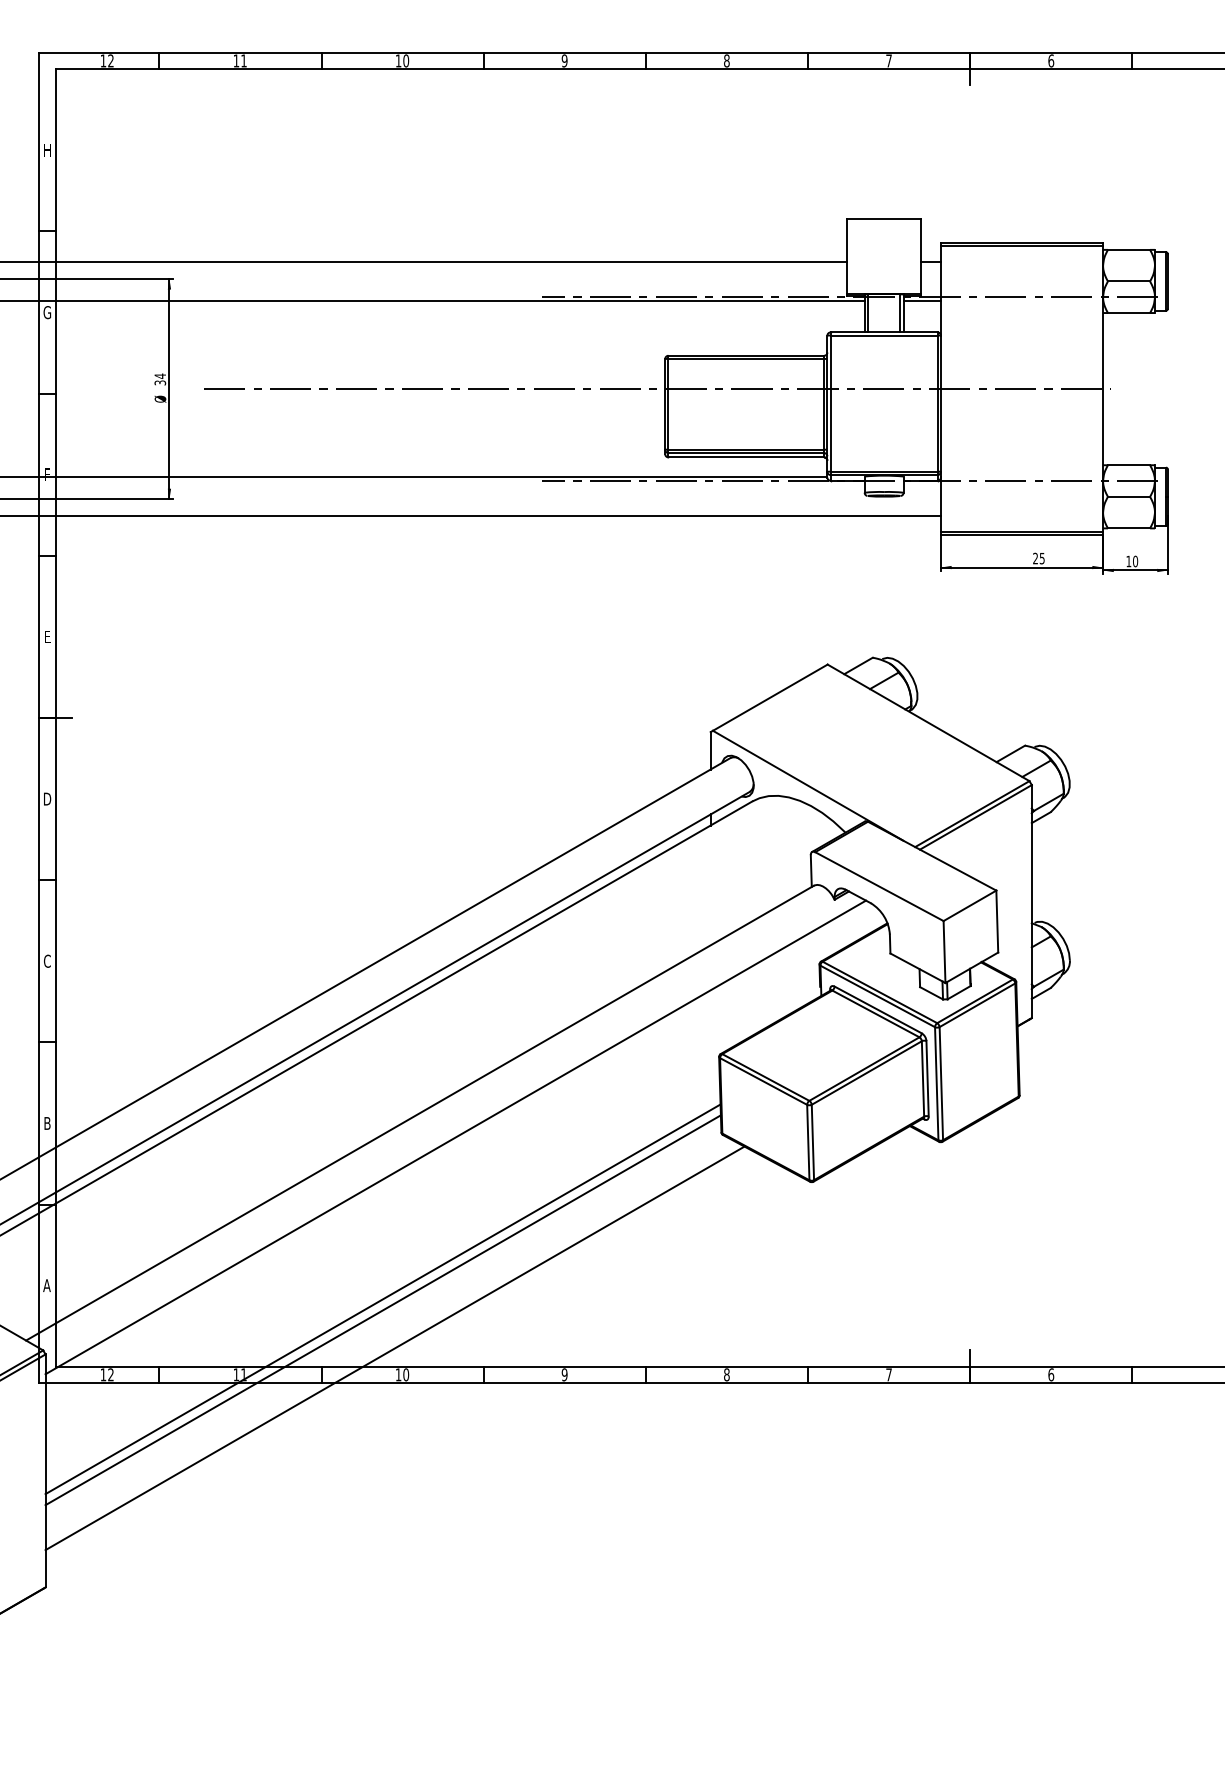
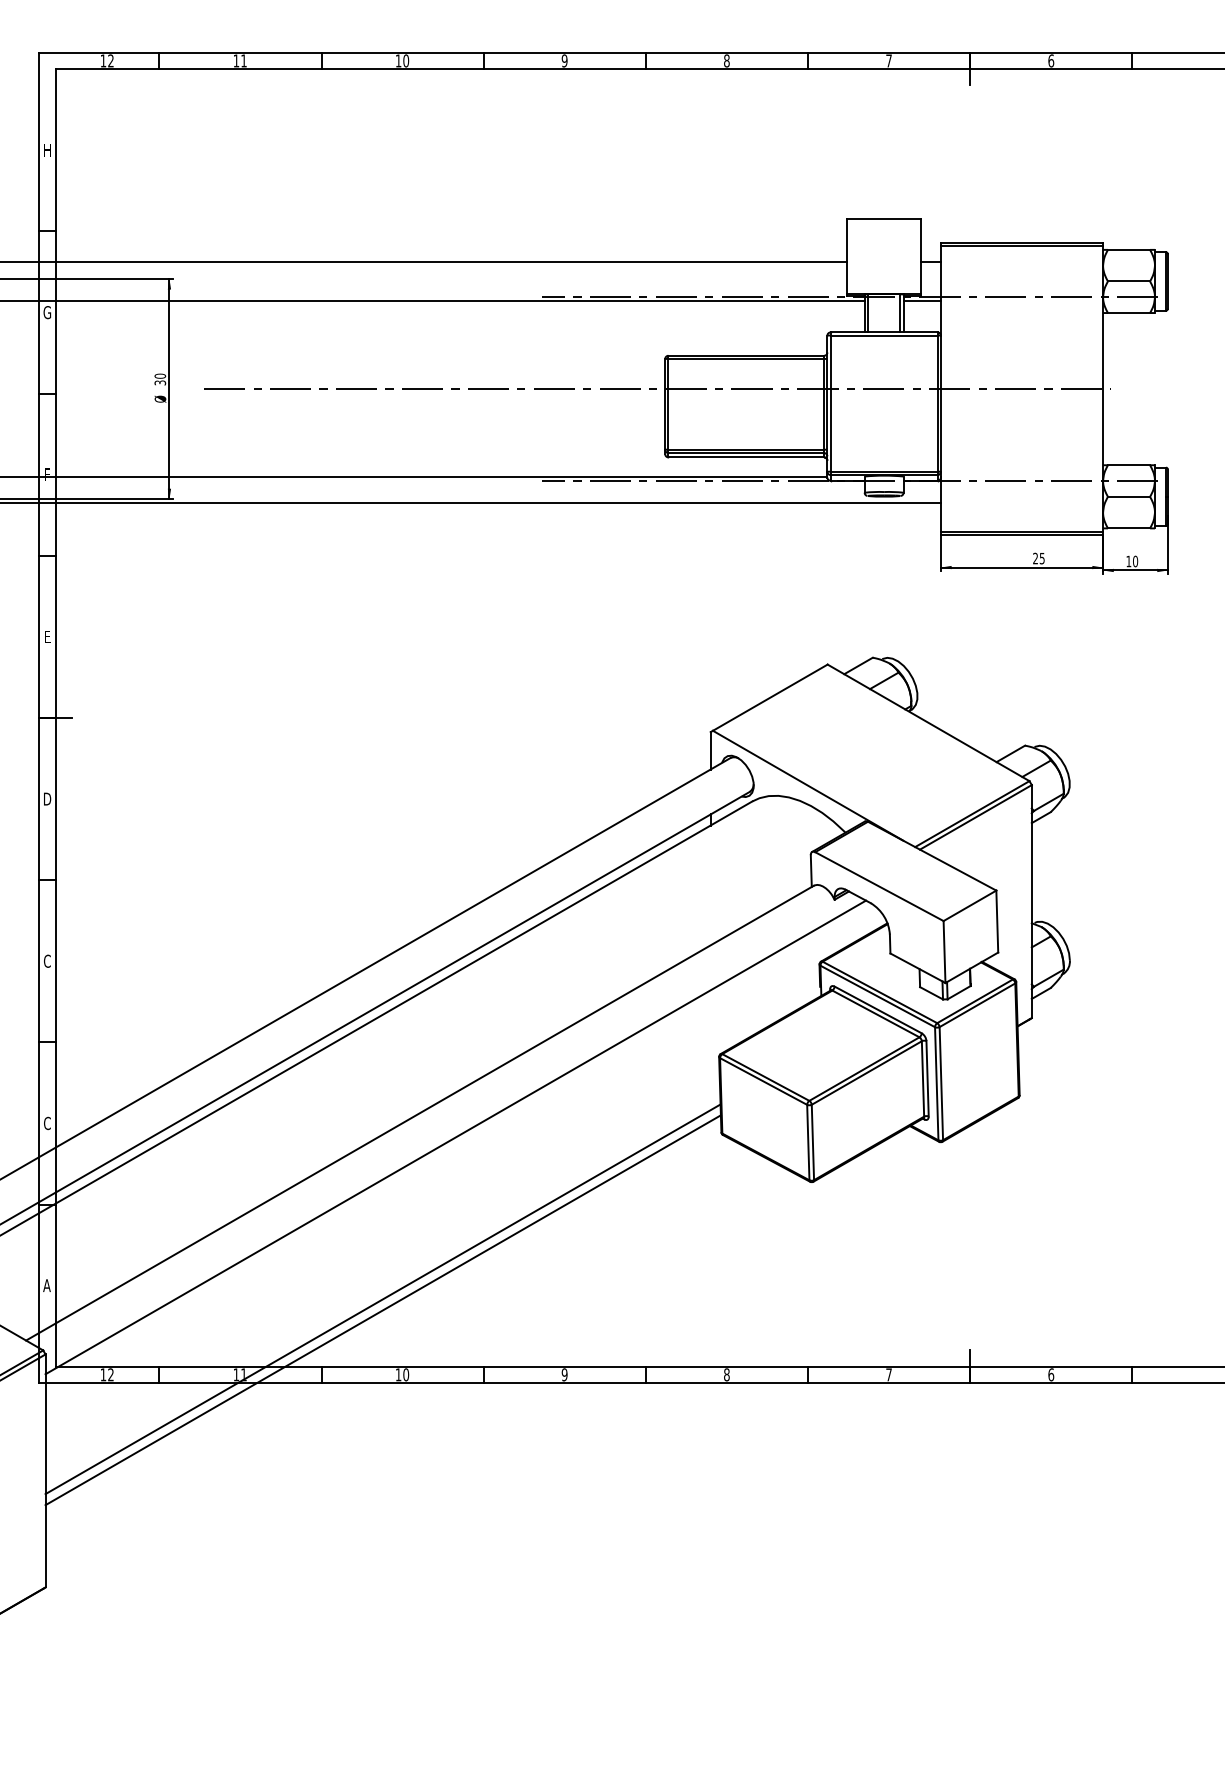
text: 34 -> 30 (160, 375)
line position: (471, 516) -> (471, 503) (471, 503)
text: B -> C (47, 1123)
line: present -> none (394, 1348)
